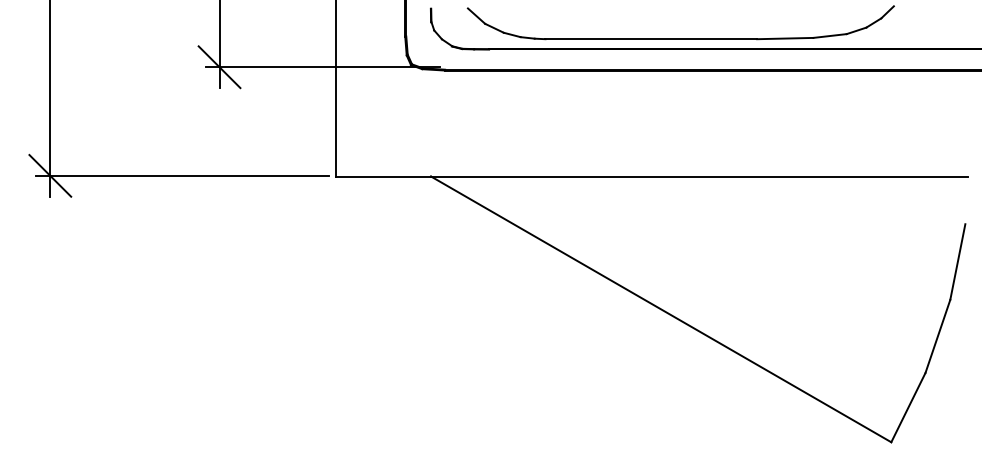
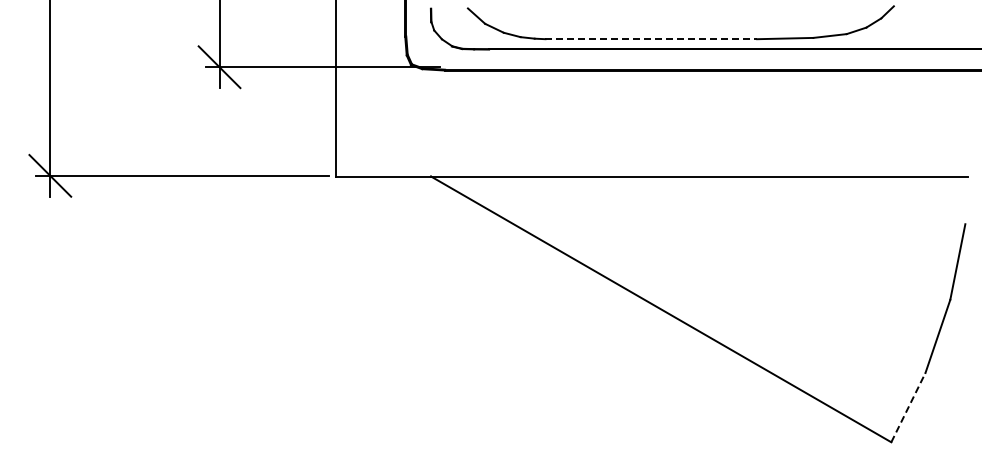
line: solid -> dashed (651, 39)
line: solid -> dashed (908, 407)
